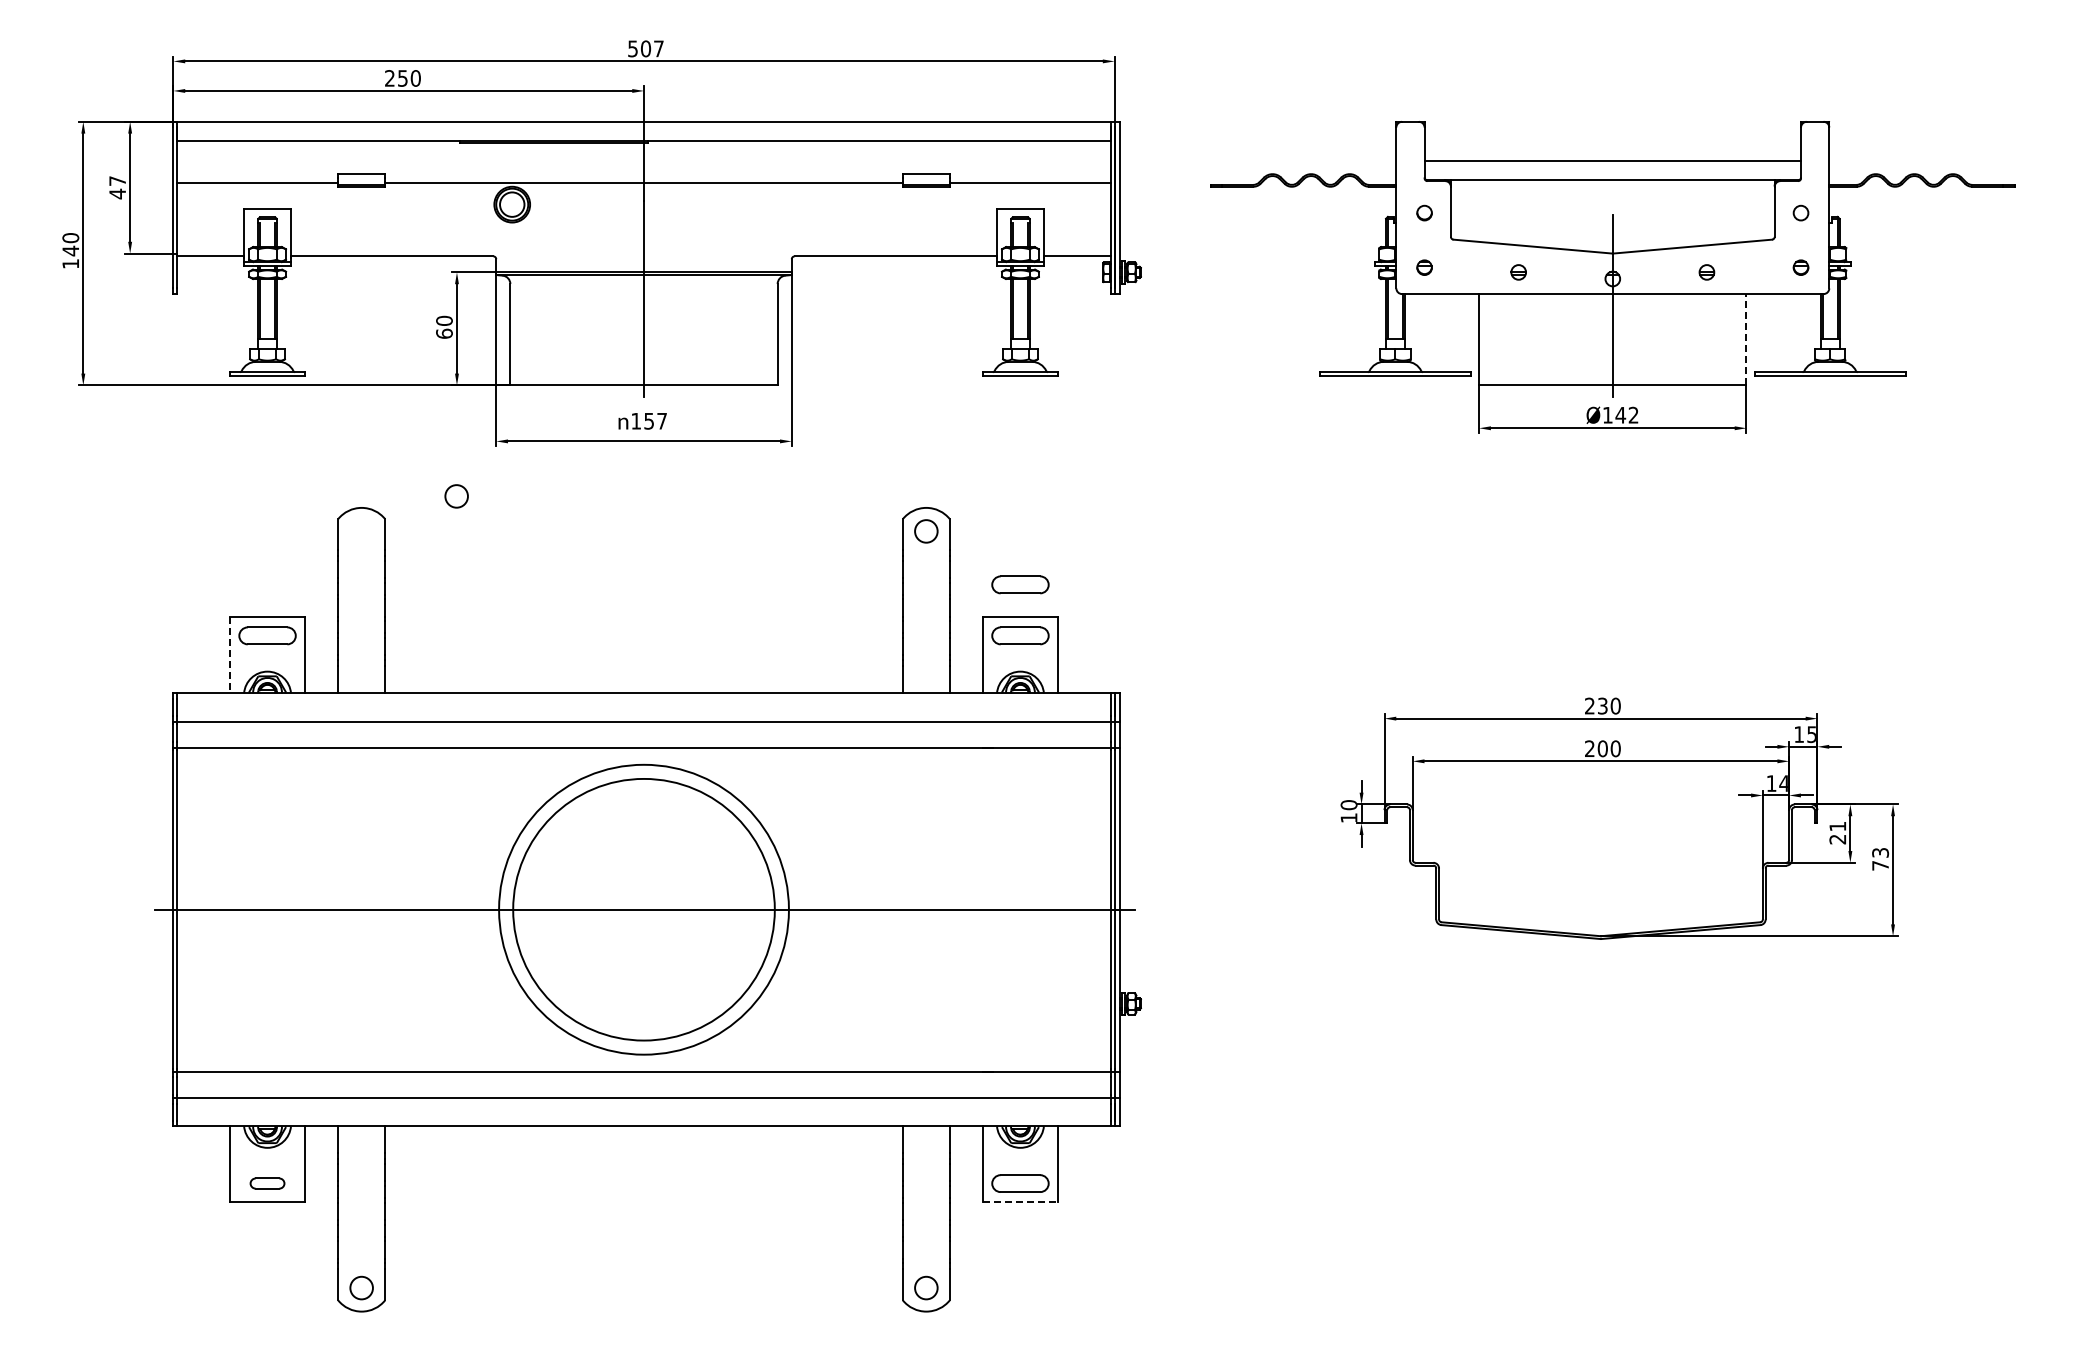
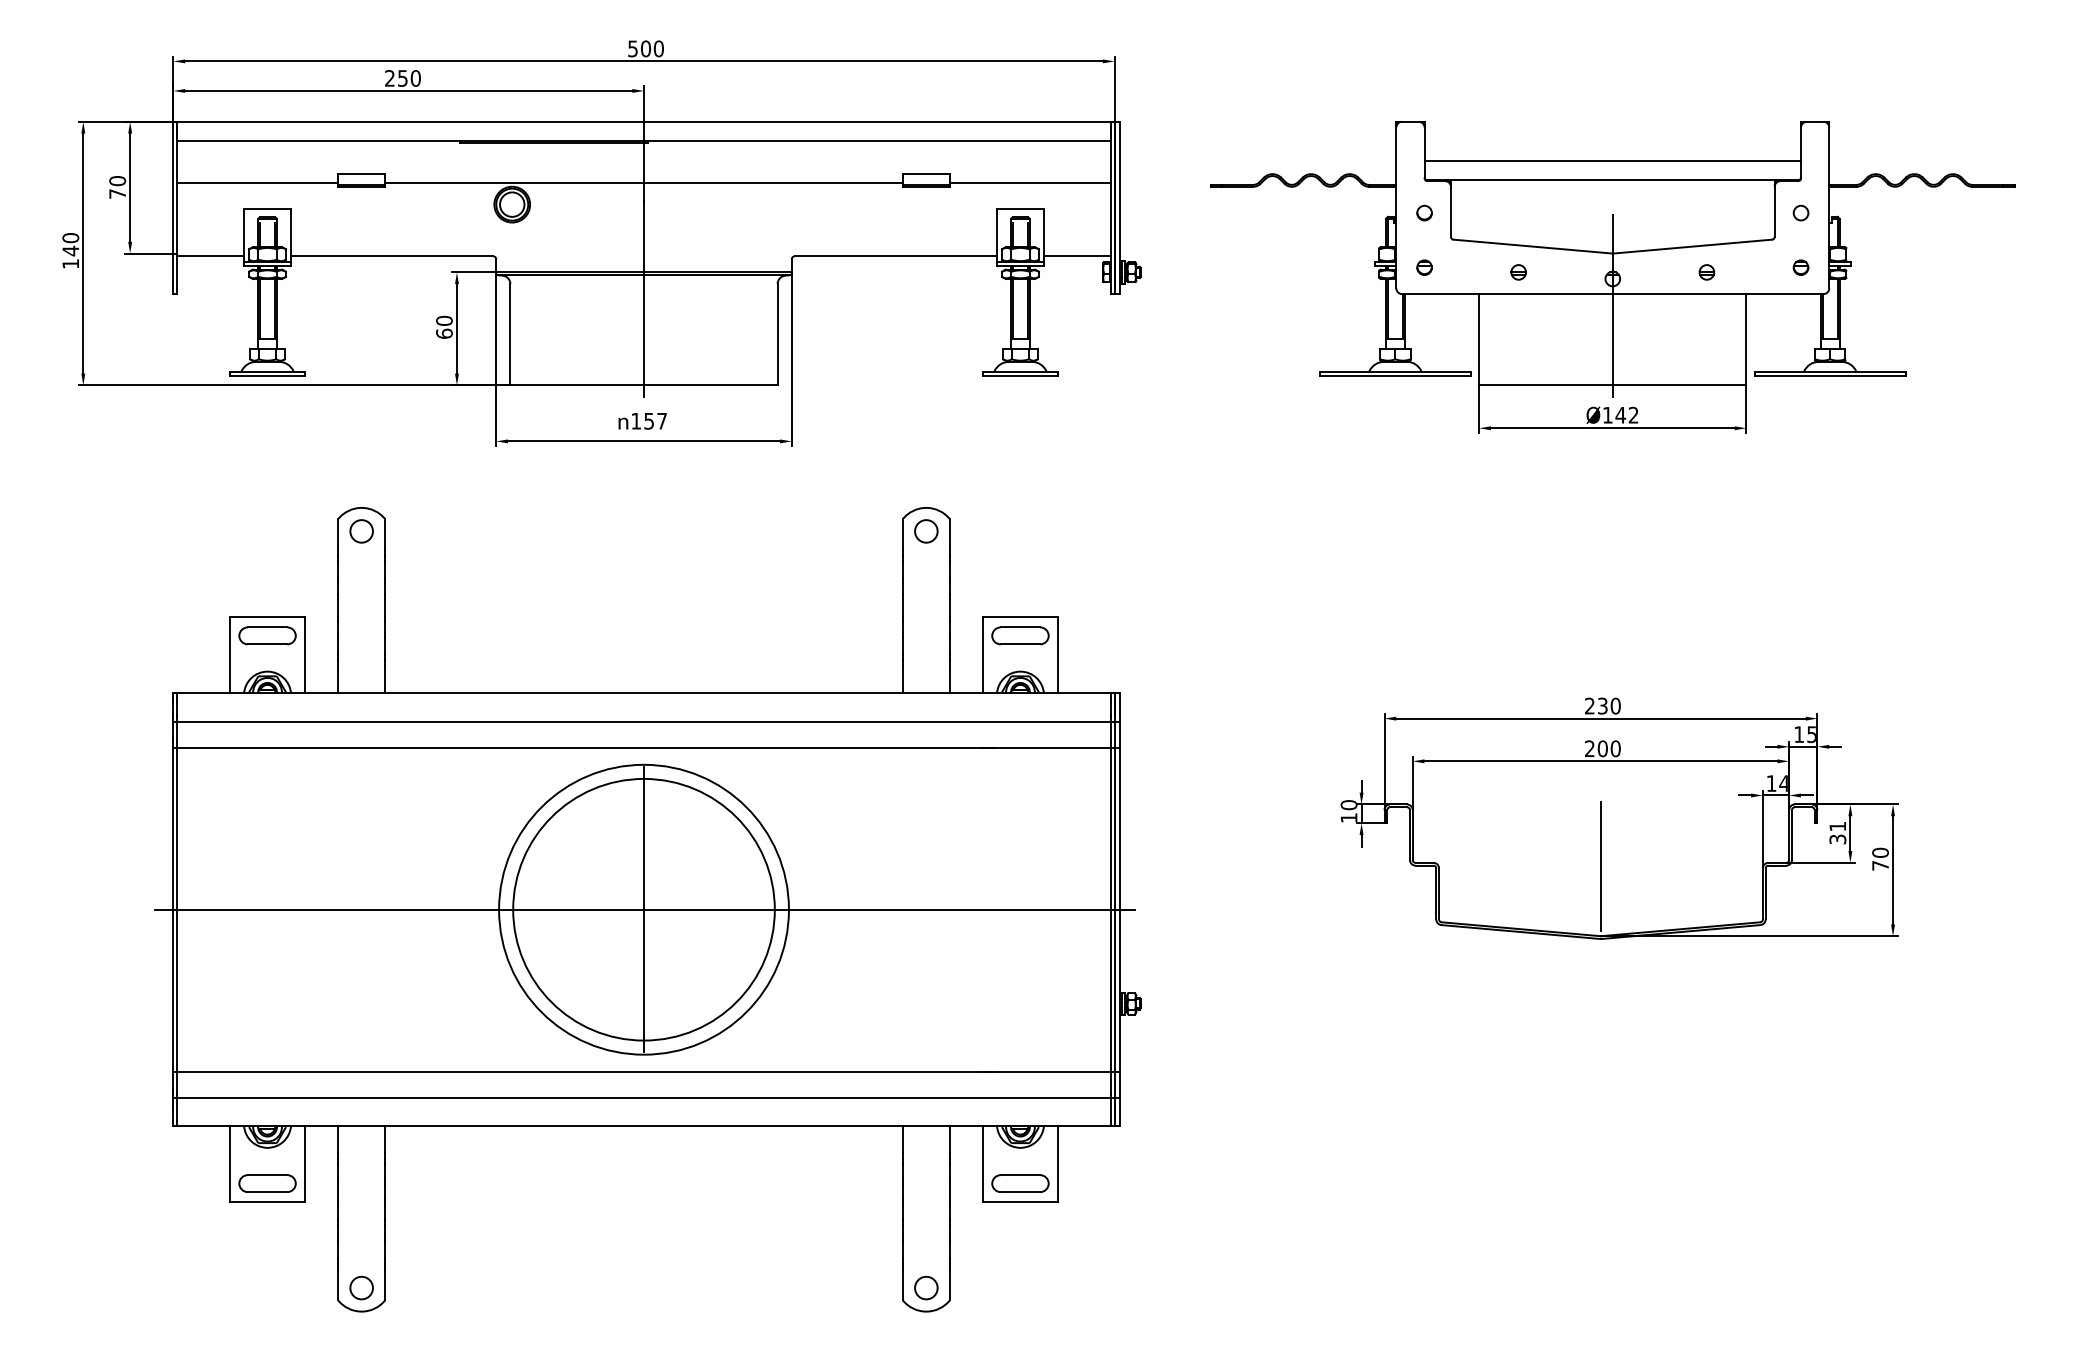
text: 507 -> 500 (658, 48)
text: 47 -> 70 (117, 187)
line: dashed -> solid (1746, 339)
circle position: (456, 496) -> (361, 531) (361, 531)
part: present -> none (1020, 584)
line: dashed -> solid (229, 655)
text: 21 -> 31 (1837, 839)
text: 73 -> 70 (1880, 852)
line: none -> present (1600, 866)
line: none -> present (644, 909)
part size: 37x13 px -> 59x19 px (267, 1183)
line: dashed -> solid (1020, 1202)
